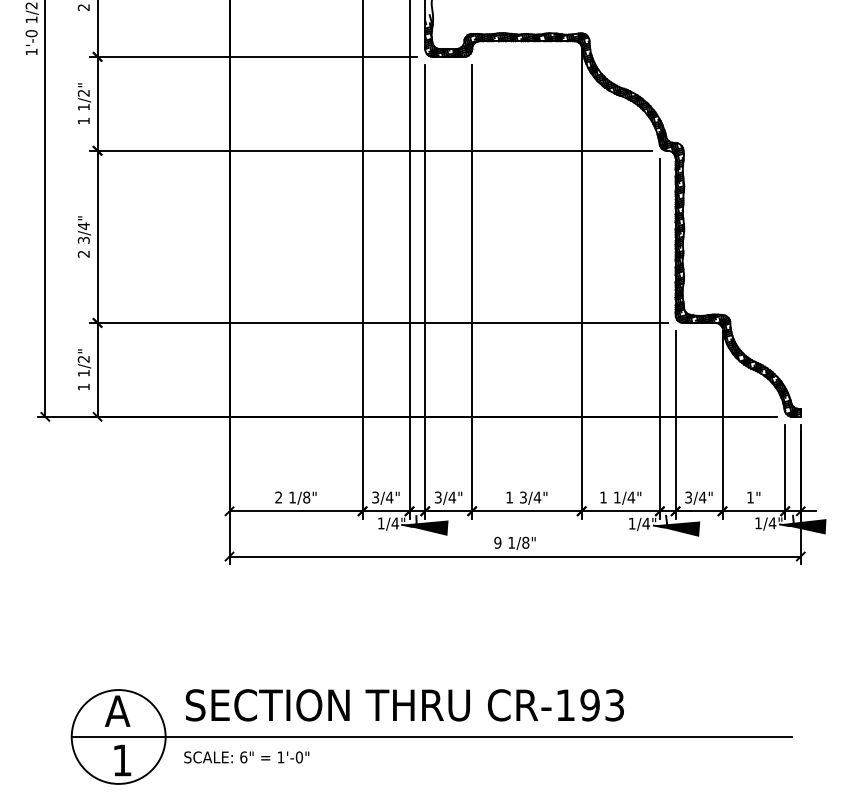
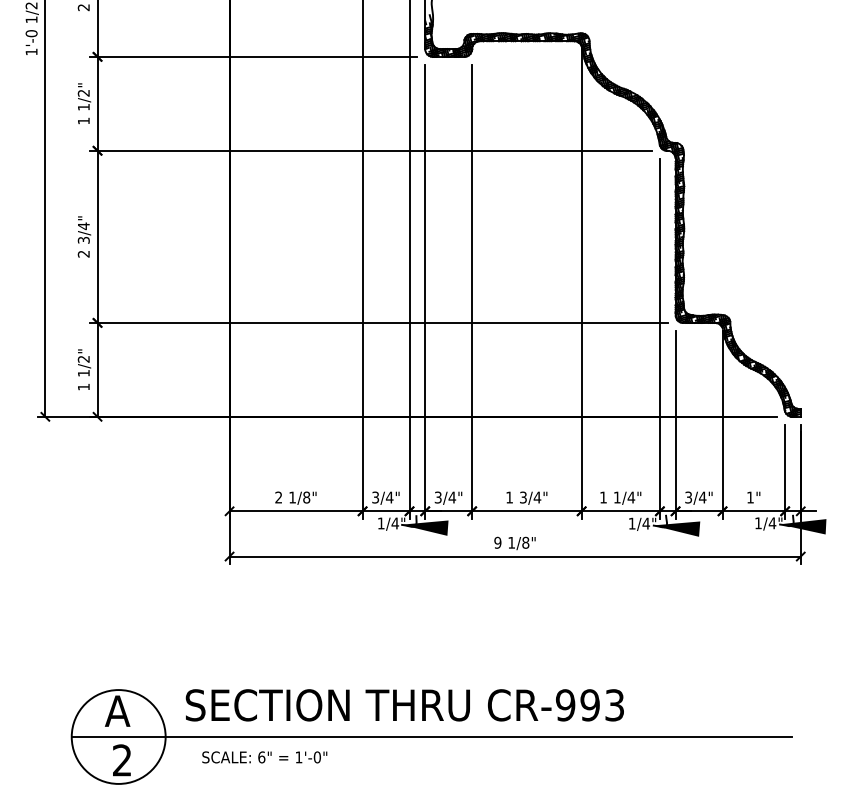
text: CR-193 -> CR-993 (565, 705)
text position: (246, 757) -> (264, 757) (264, 757)
text: 1 -> 2 (122, 760)
